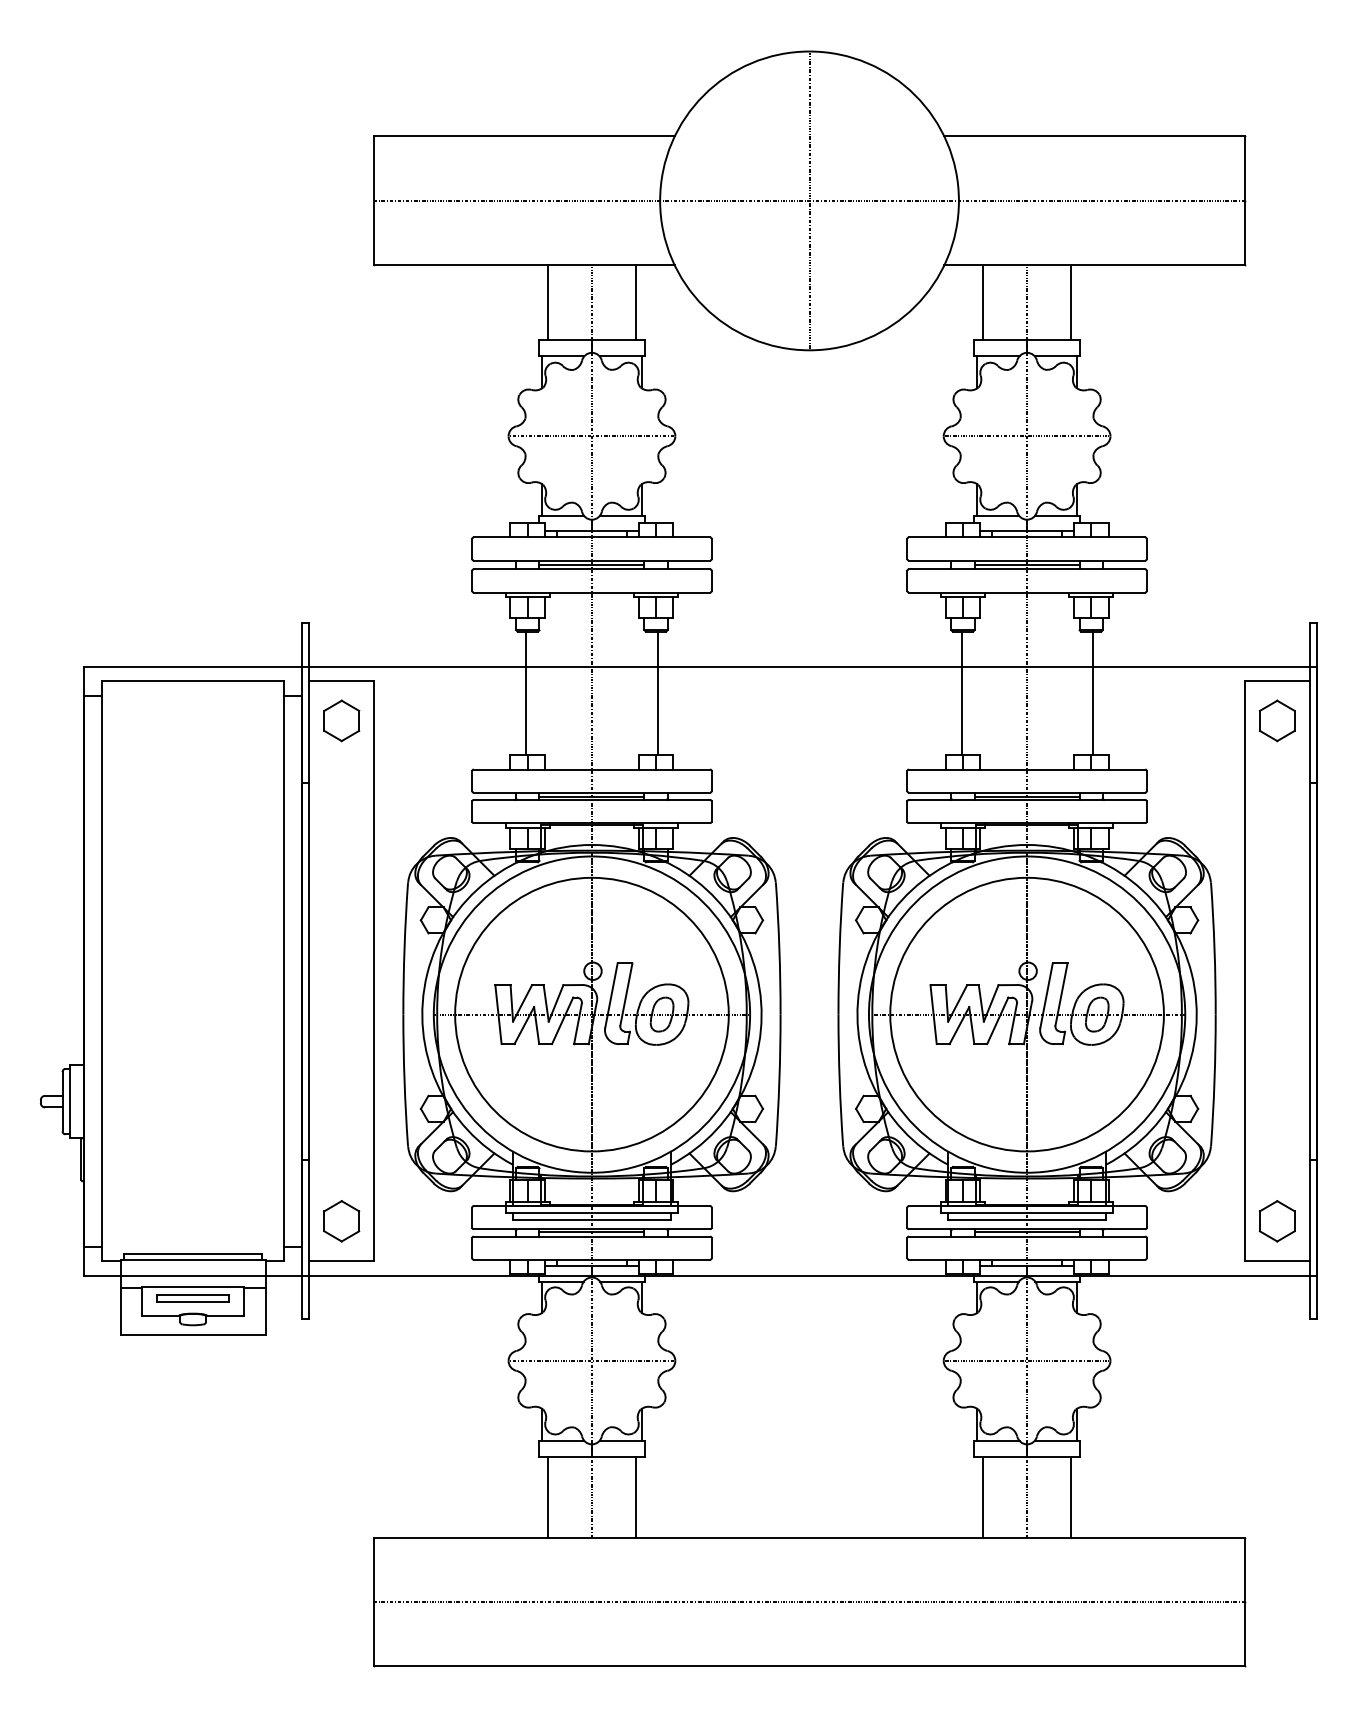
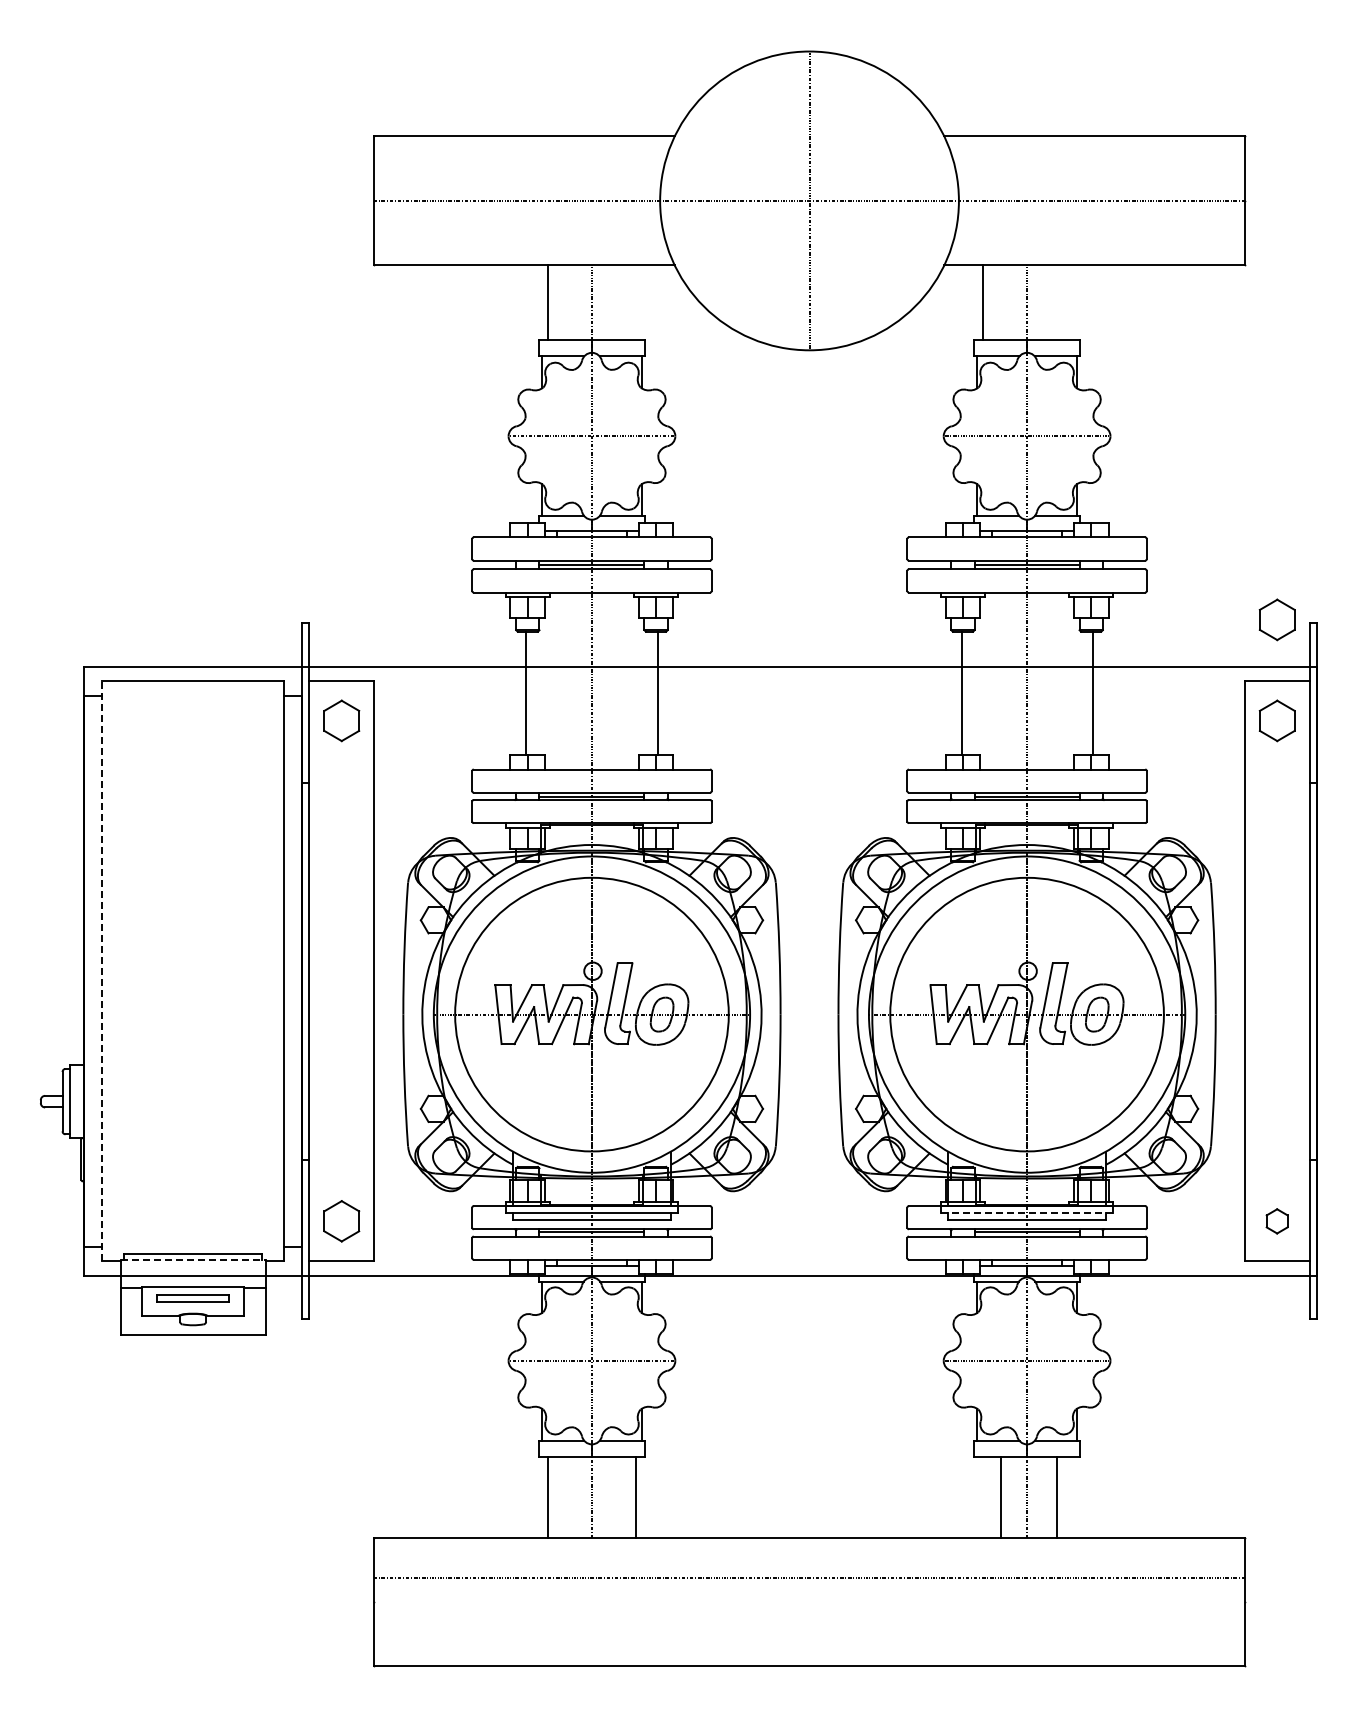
line: present -> none (635, 302)
line: present -> none (1070, 302)
part: none -> present (1276, 619)
line: solid -> dashed (102, 970)
line: solid -> dashed (1026, 1212)
part size: 38x43 px -> 24x27 px (1276, 1221)
line: solid -> dashed (193, 1259)
line position: (983, 1497) -> (1001, 1497) (1001, 1497)
line position: (1070, 1497) -> (1056, 1497) (1056, 1497)
line position: (809, 1602) -> (809, 1578) (809, 1578)
